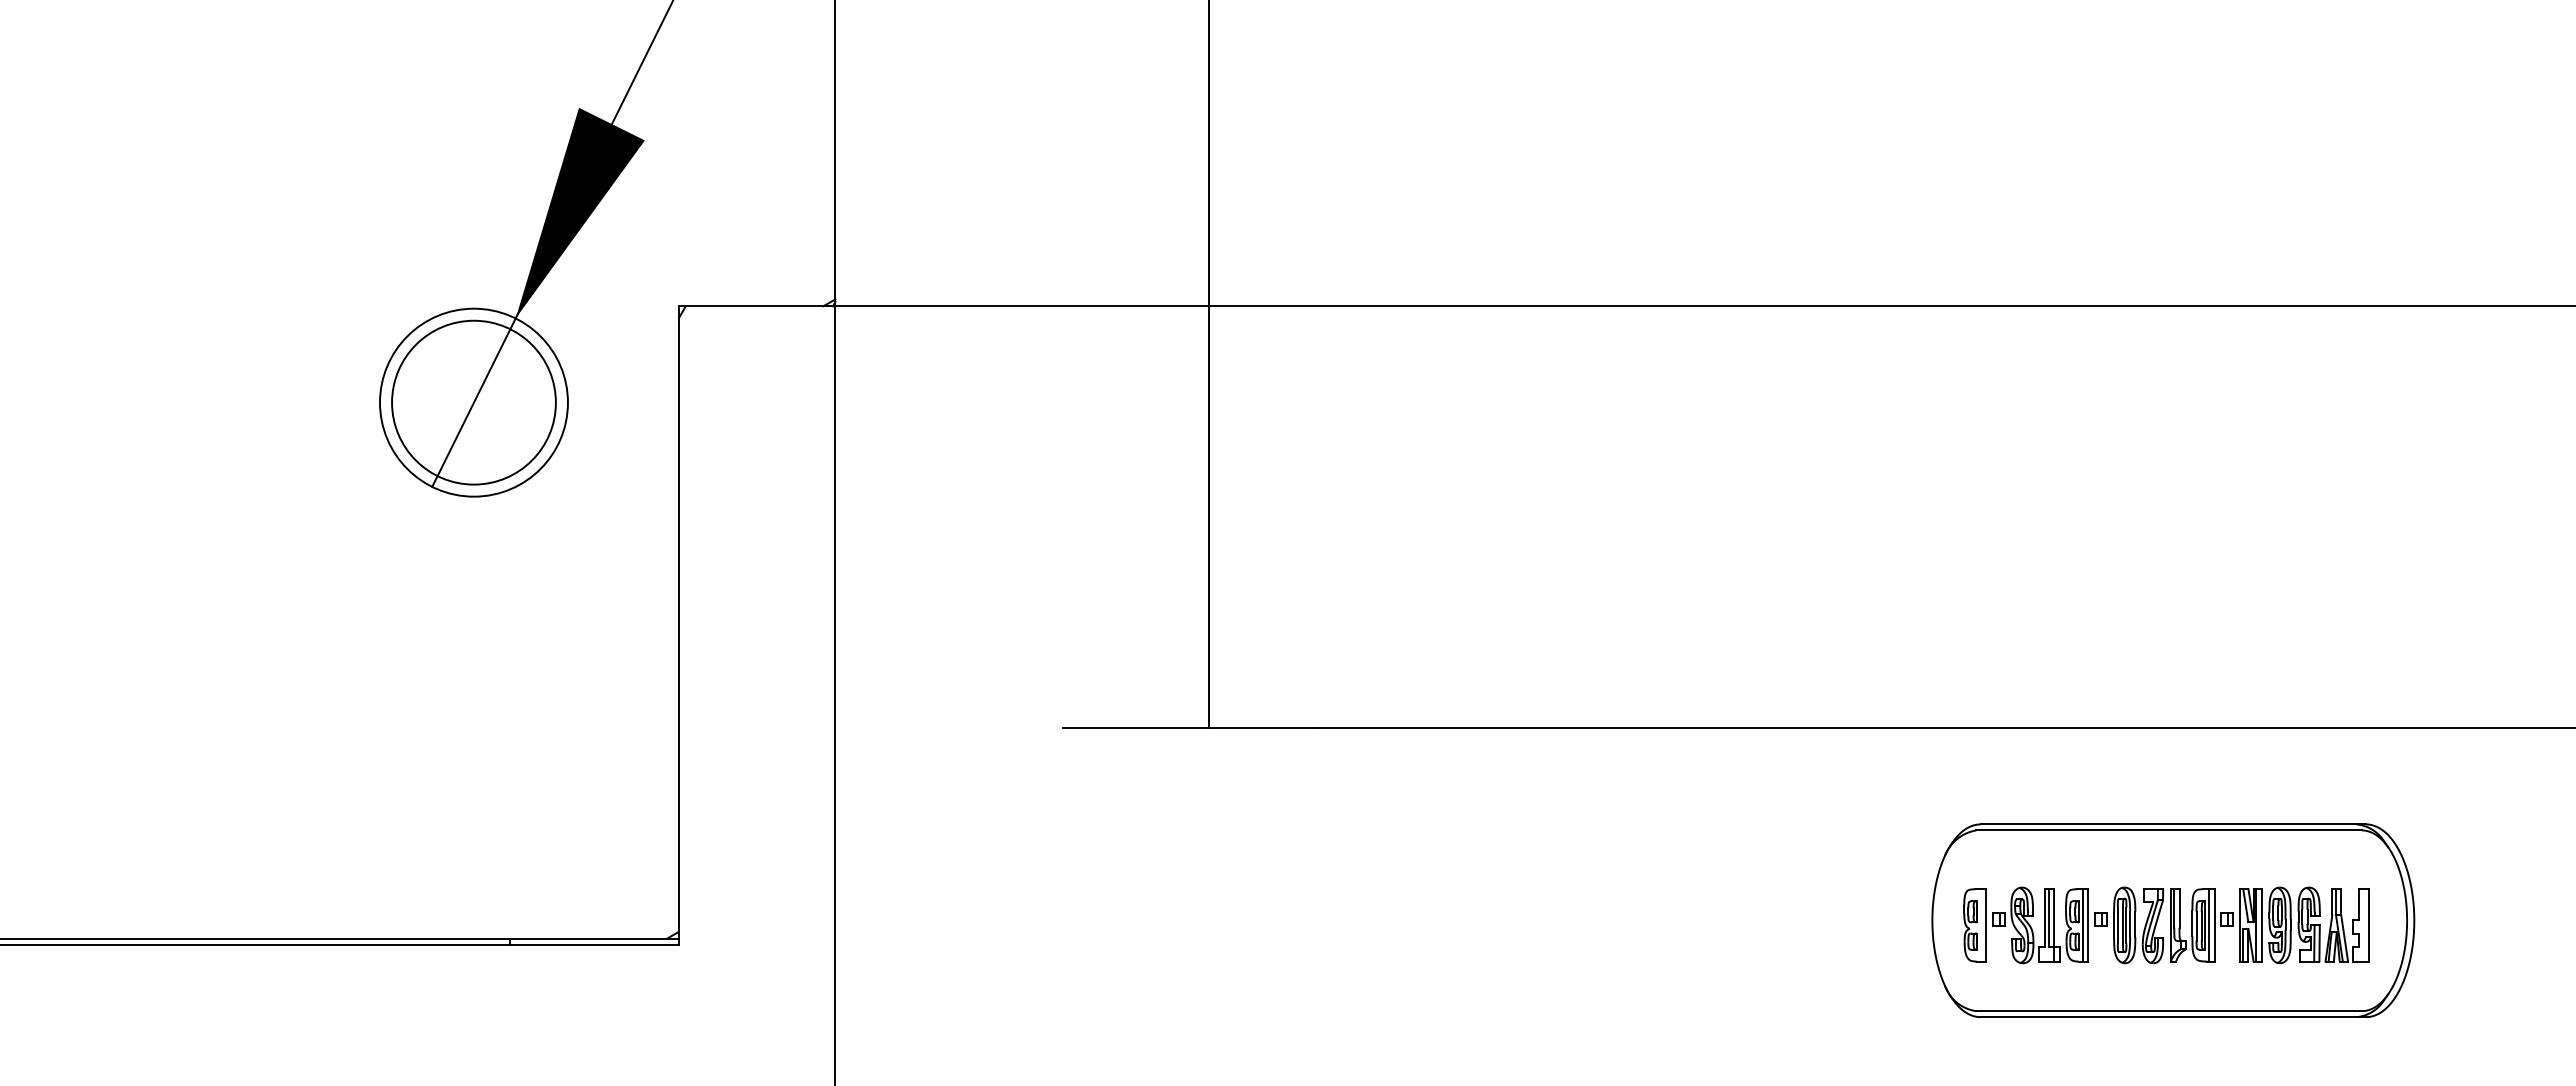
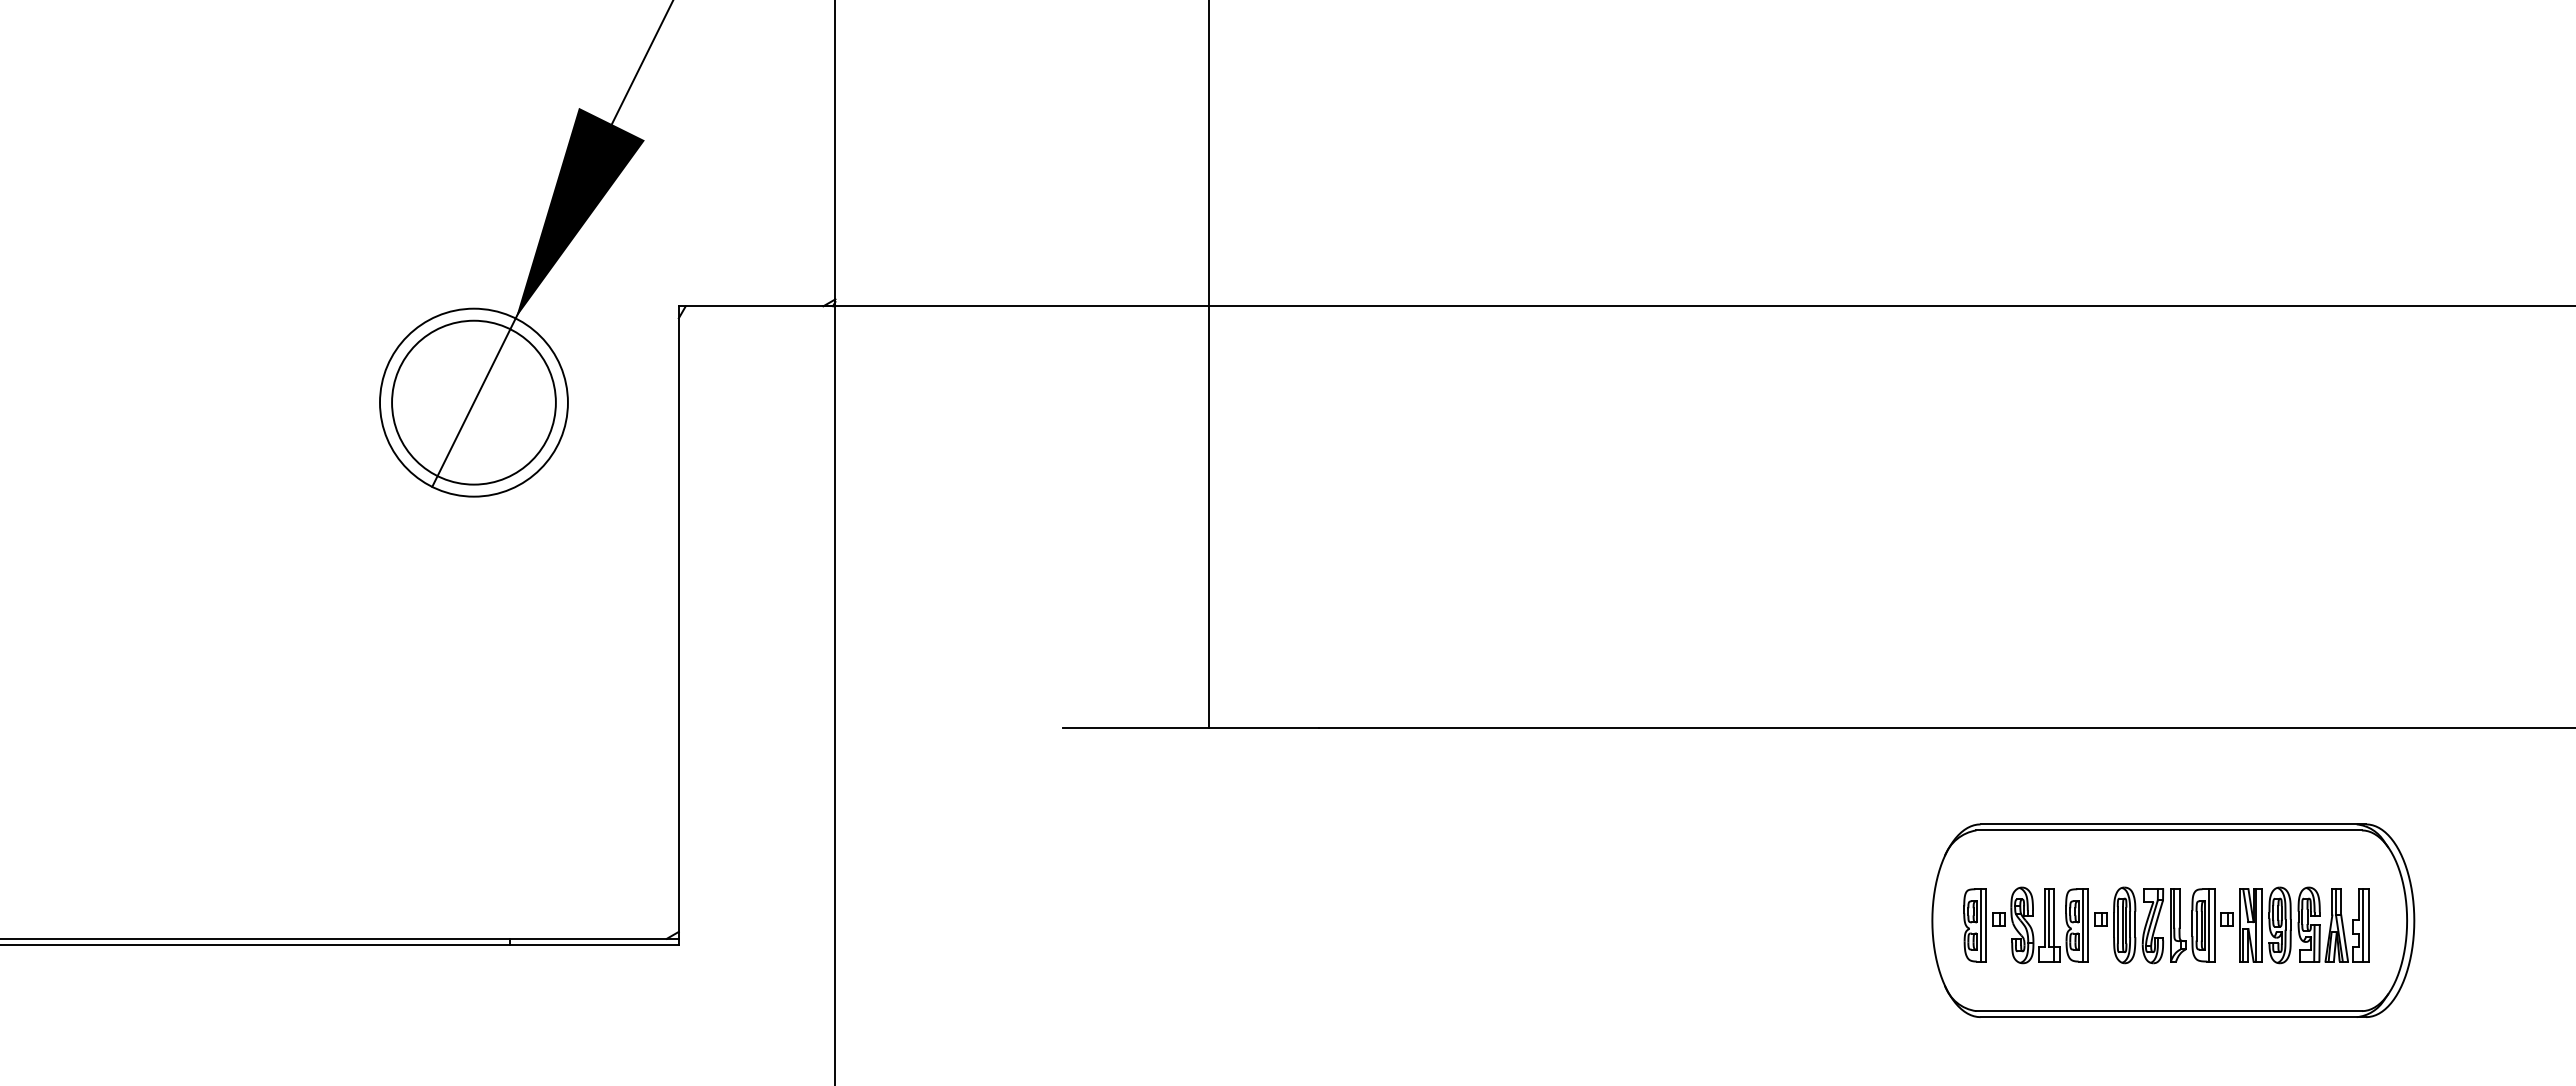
line: none -> present (1981, 925)
line: none -> present (2363, 925)
